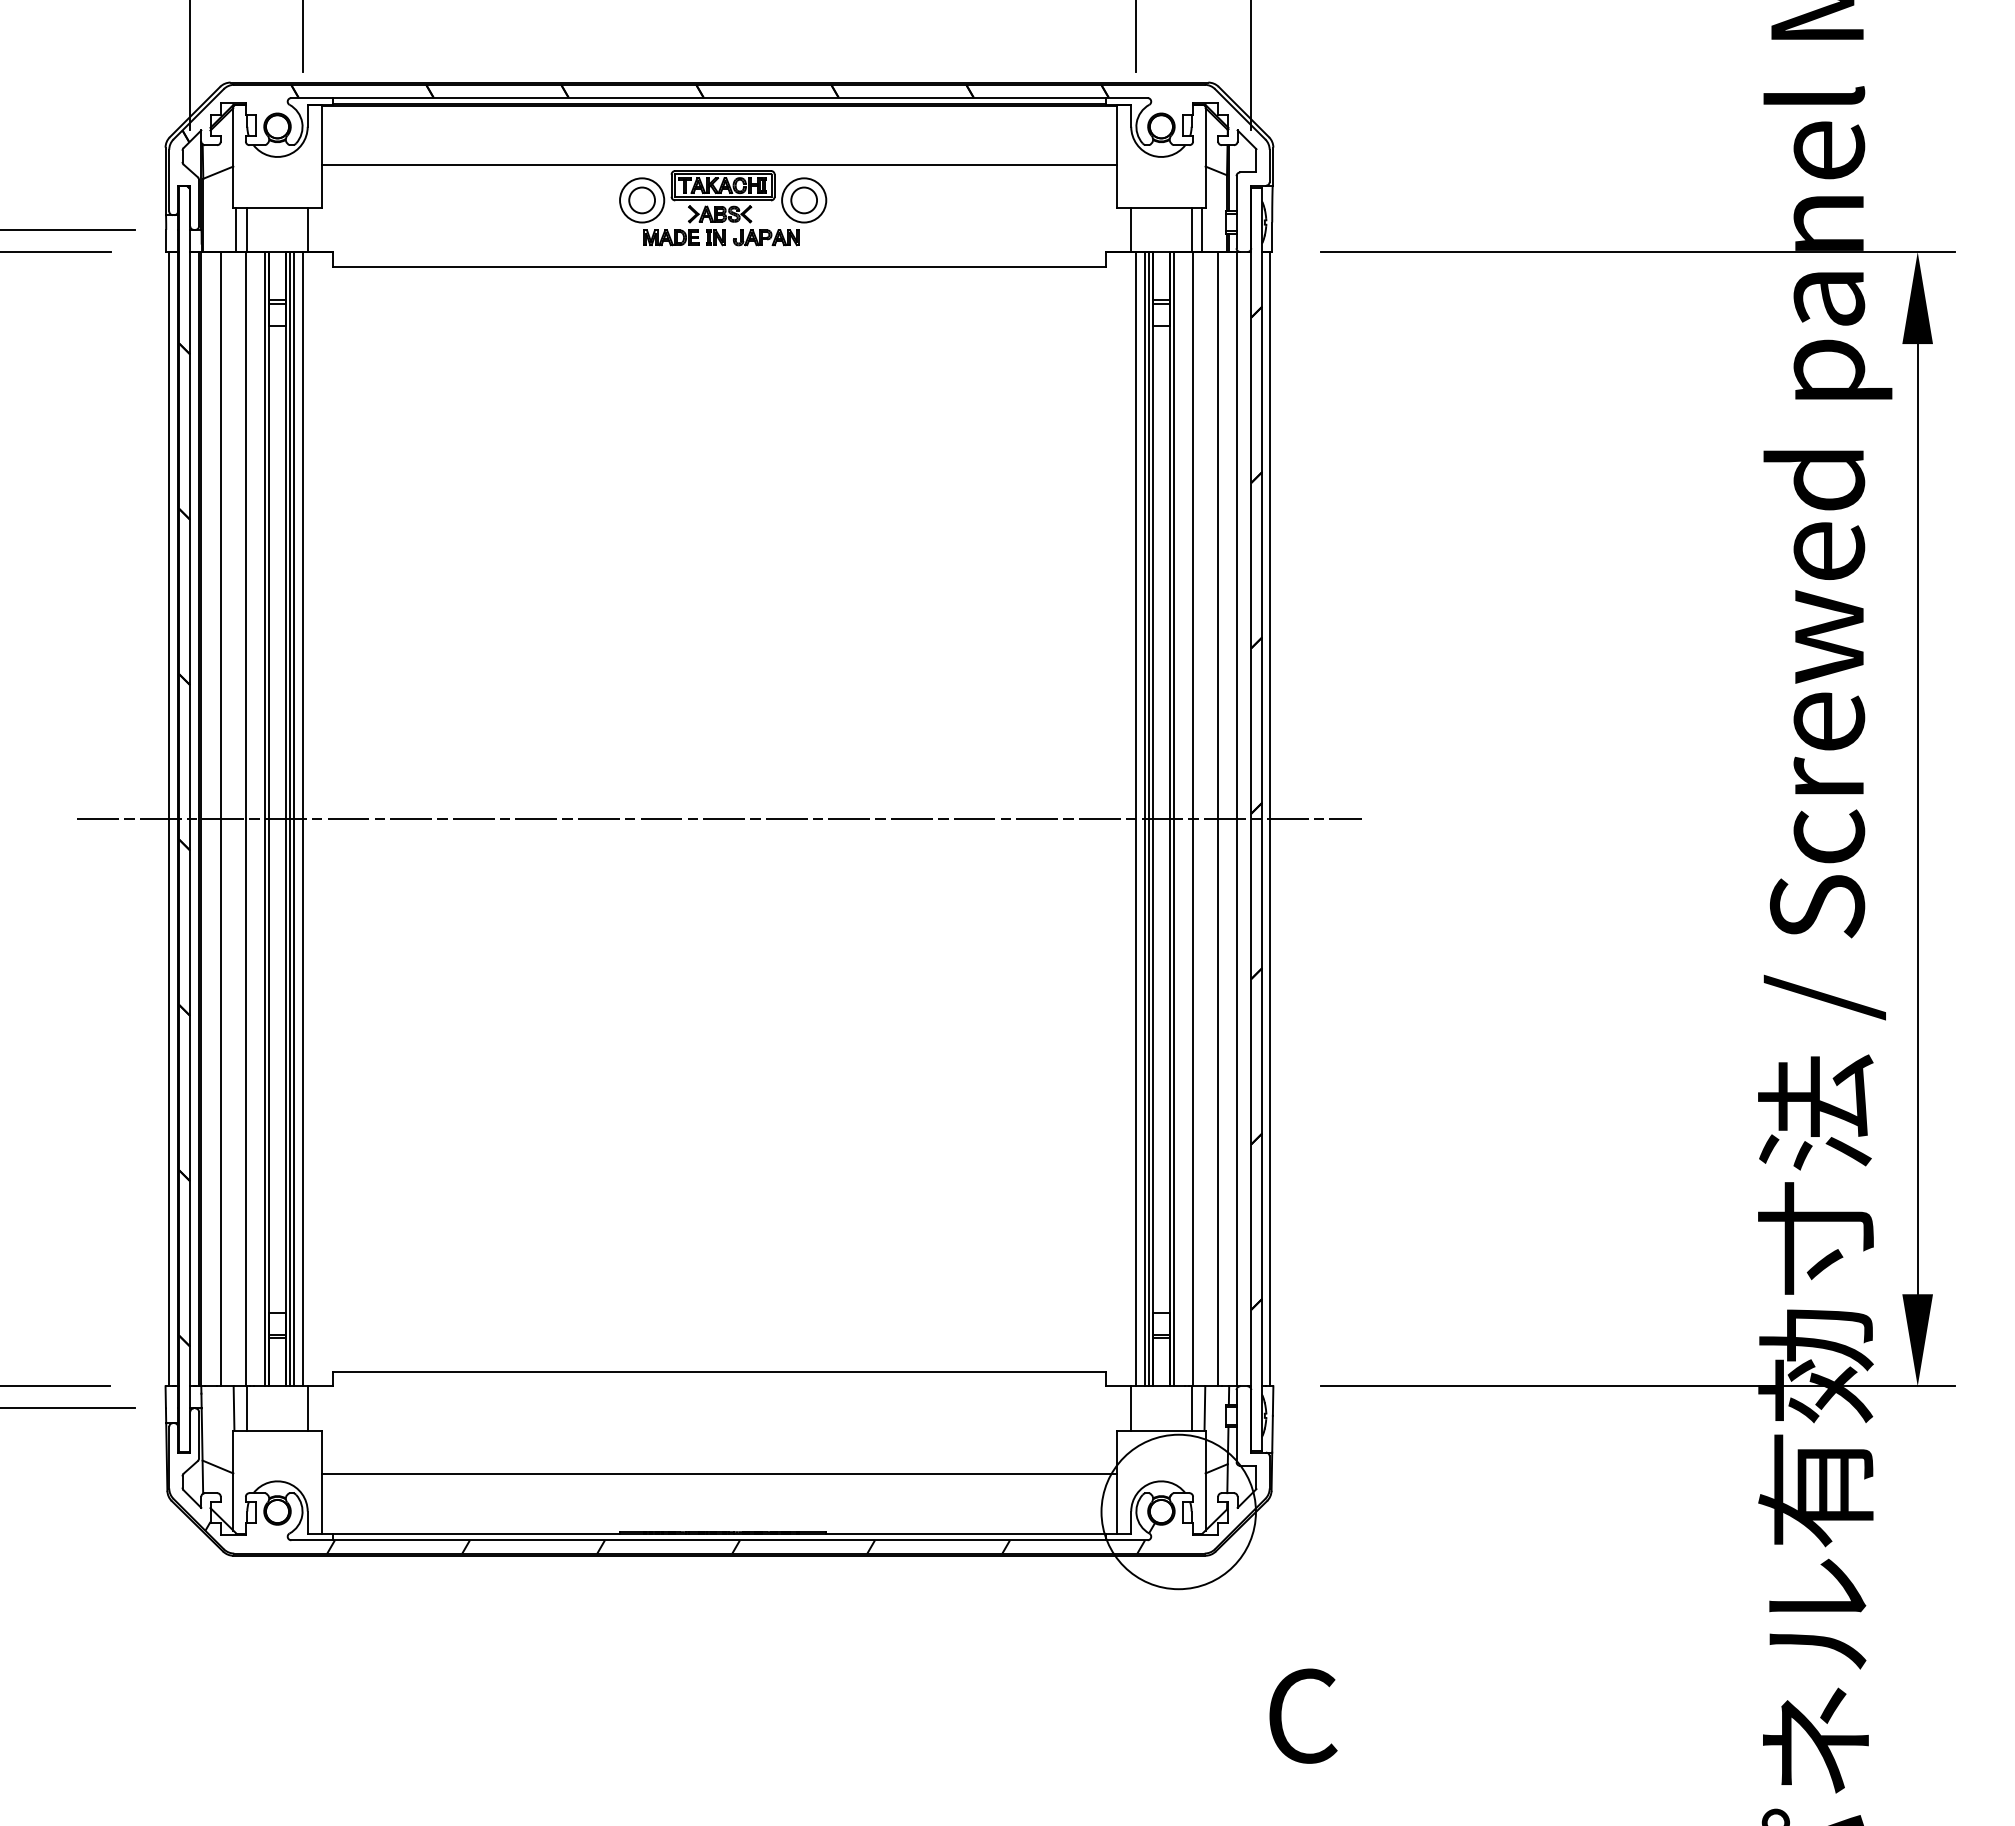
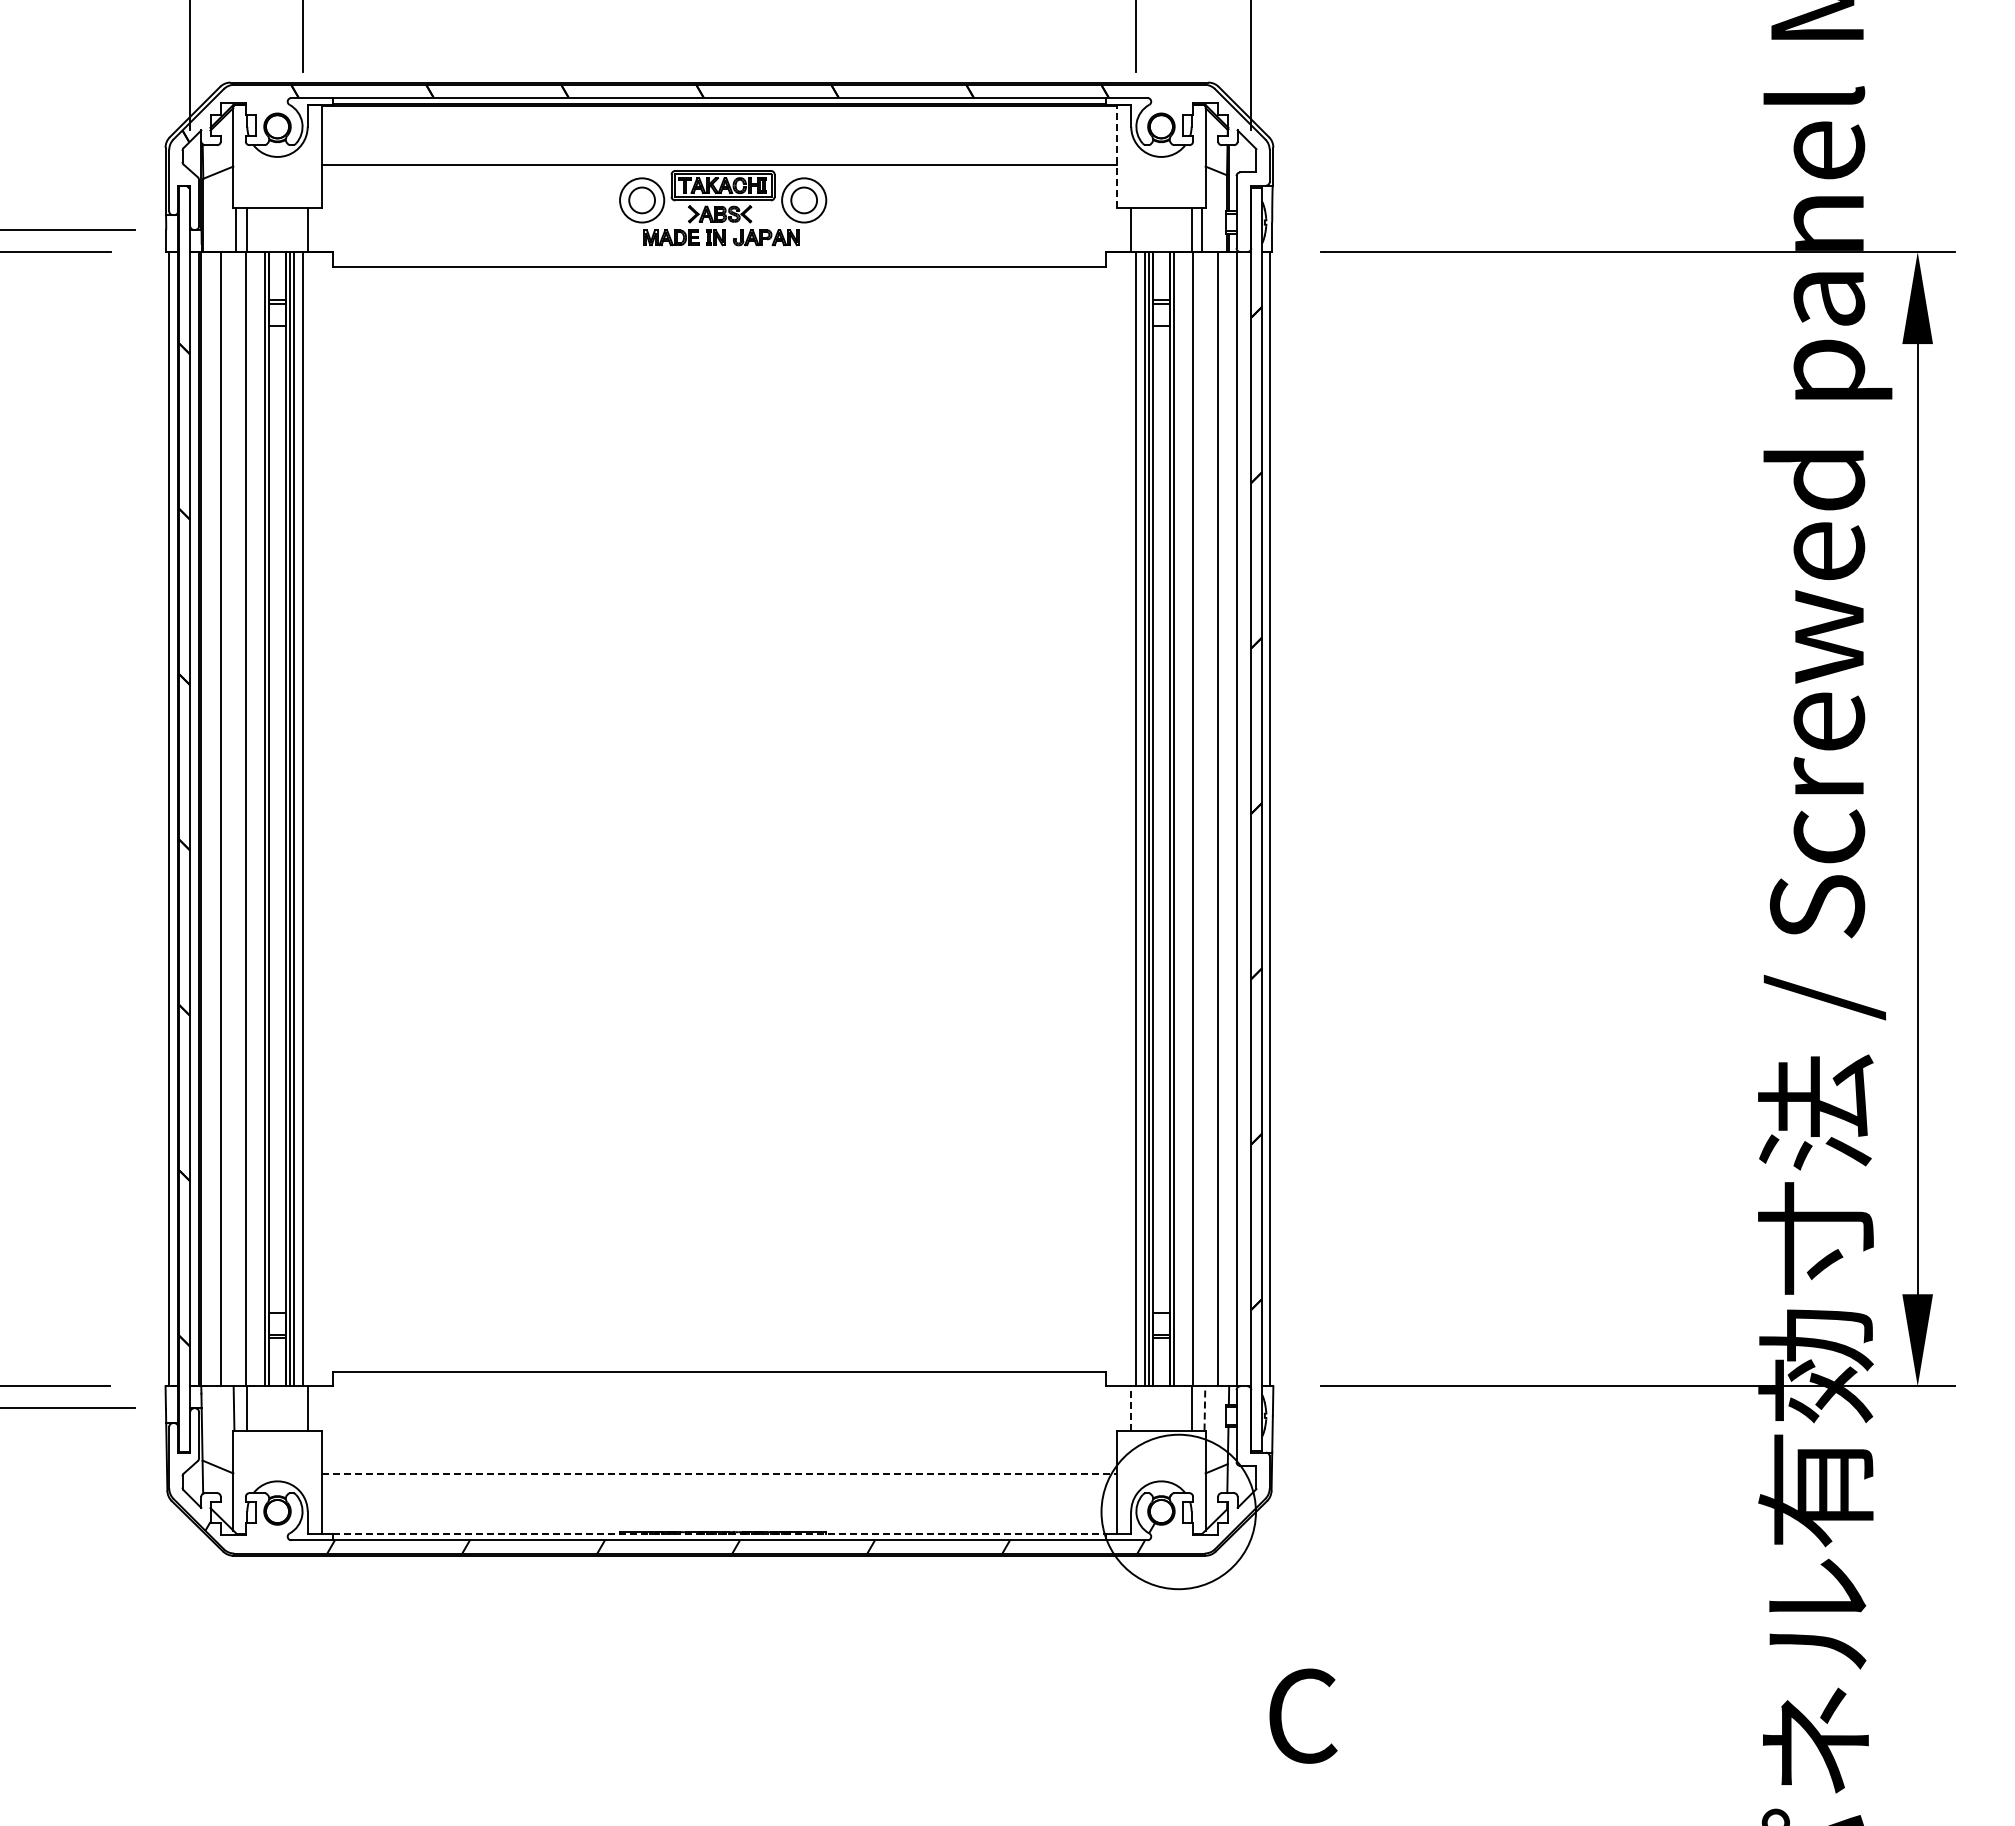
line: solid -> dashed (1117, 156)
line: present -> none (719, 819)
line: solid -> dashed (1131, 1407)
line: solid -> dashed (1204, 1407)
line: solid -> dashed (719, 1474)
line: solid -> dashed (719, 1533)
